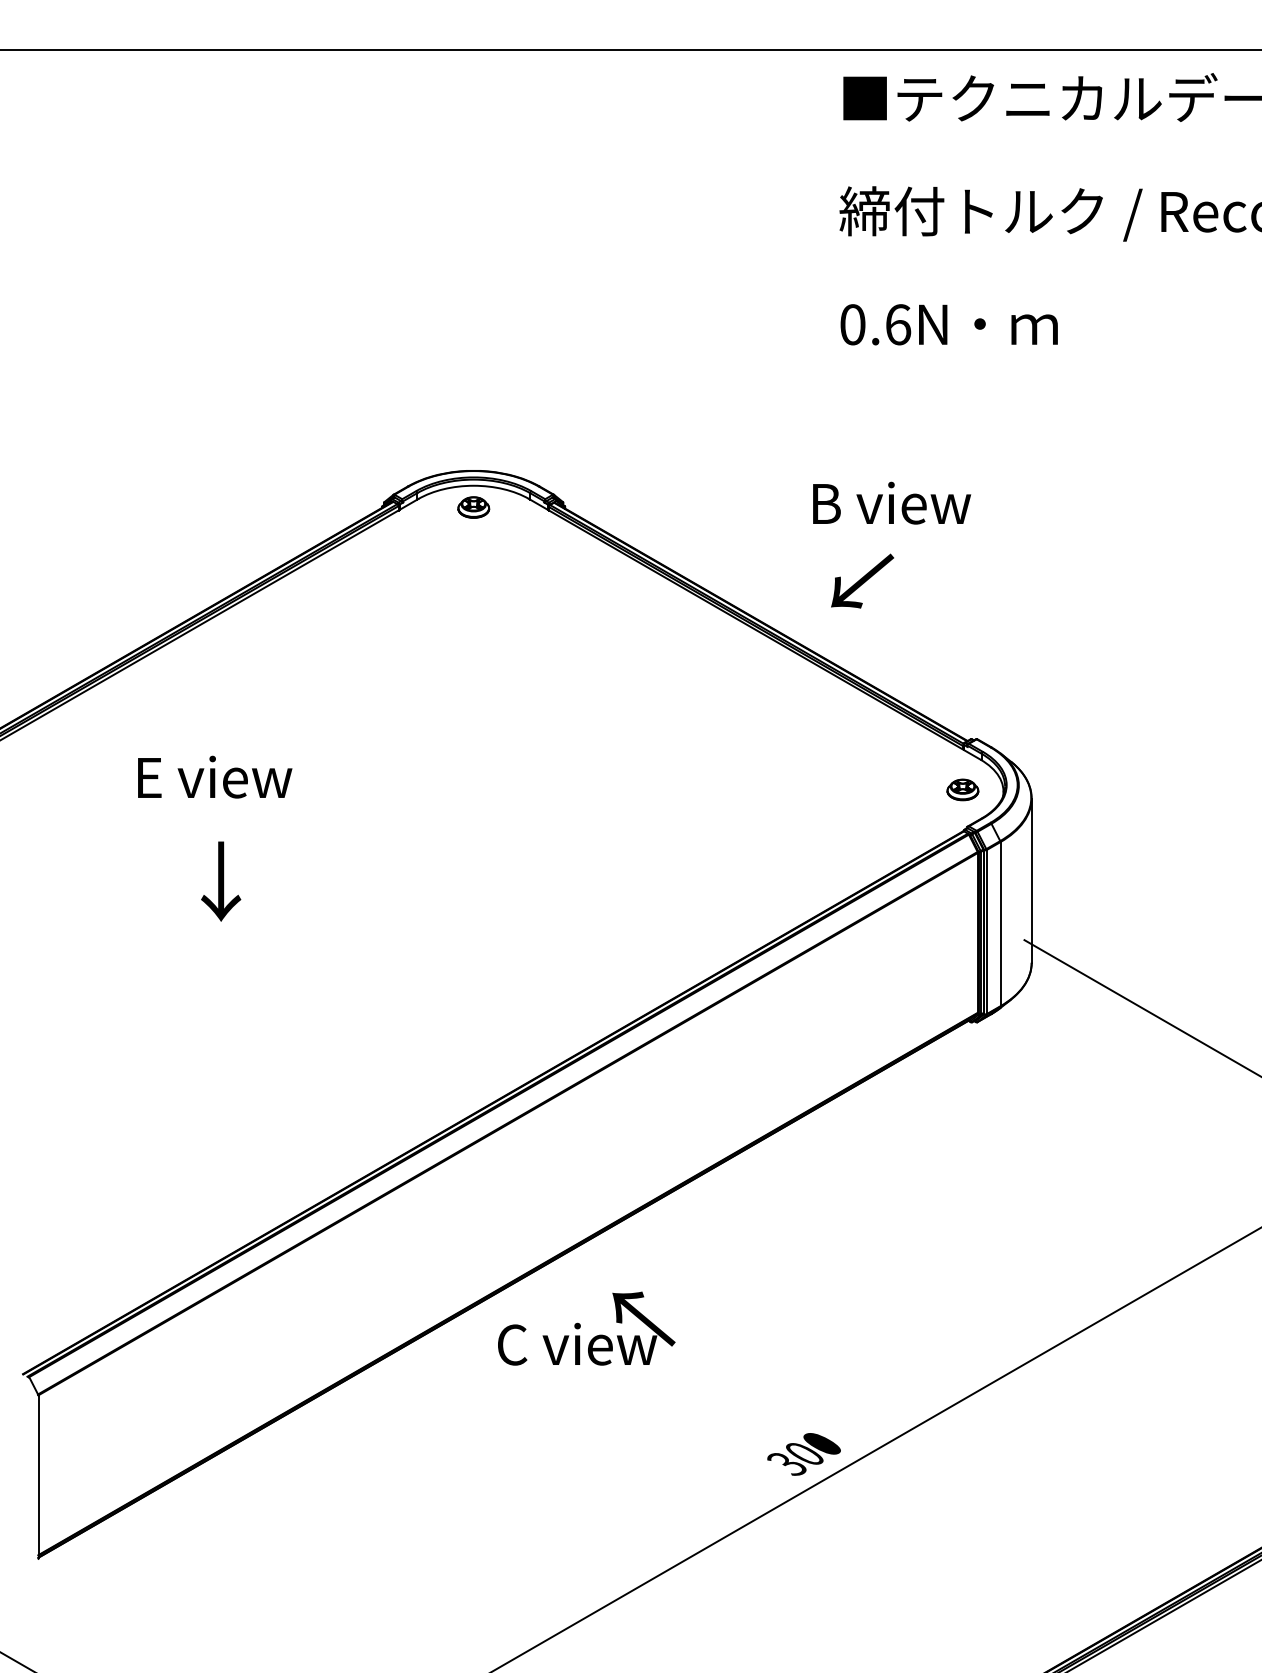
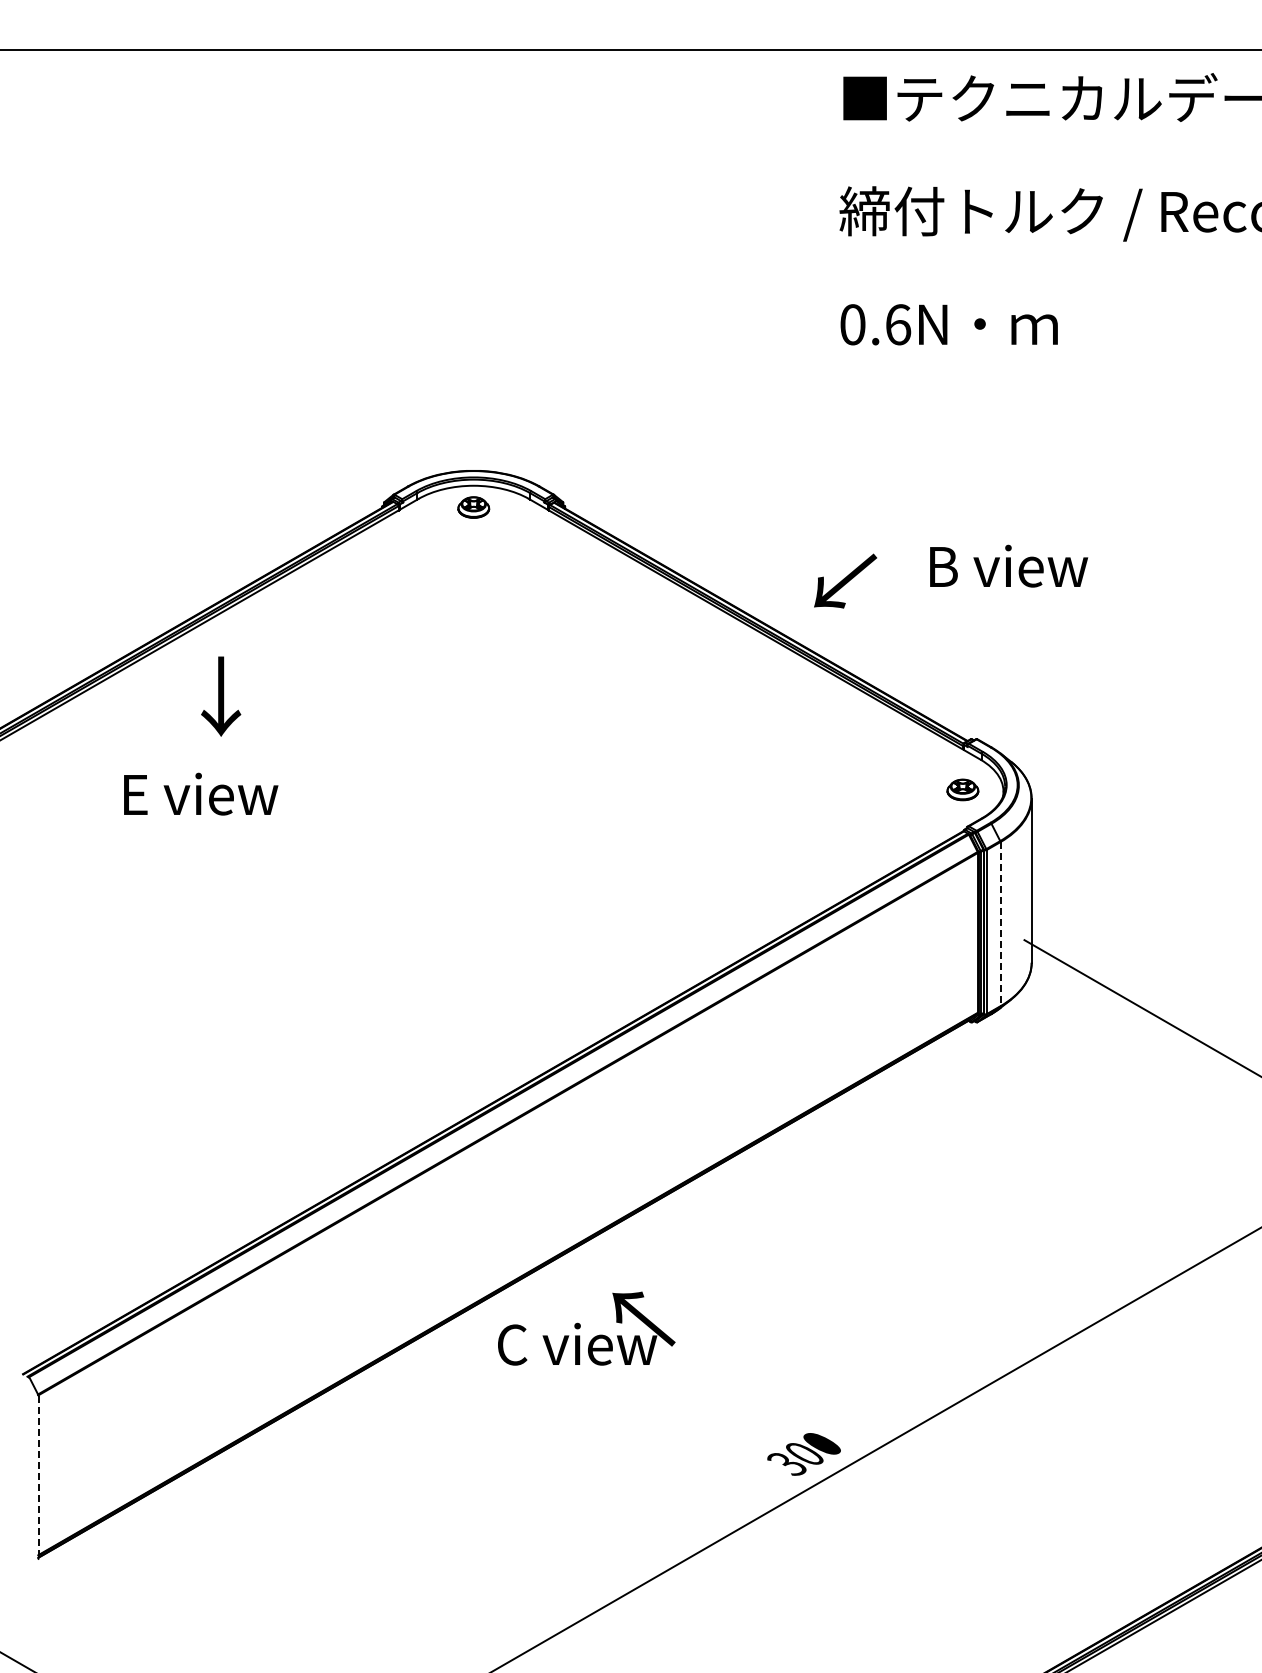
text position: (892, 502) -> (1009, 565) (1009, 565)
text position: (862, 580) -> (845, 580) (845, 580)
text position: (215, 776) -> (201, 793) (201, 793)
text position: (221, 881) -> (221, 696) (221, 696)
line: solid -> dashed (1000, 924)
line: solid -> dashed (38, 1477)
